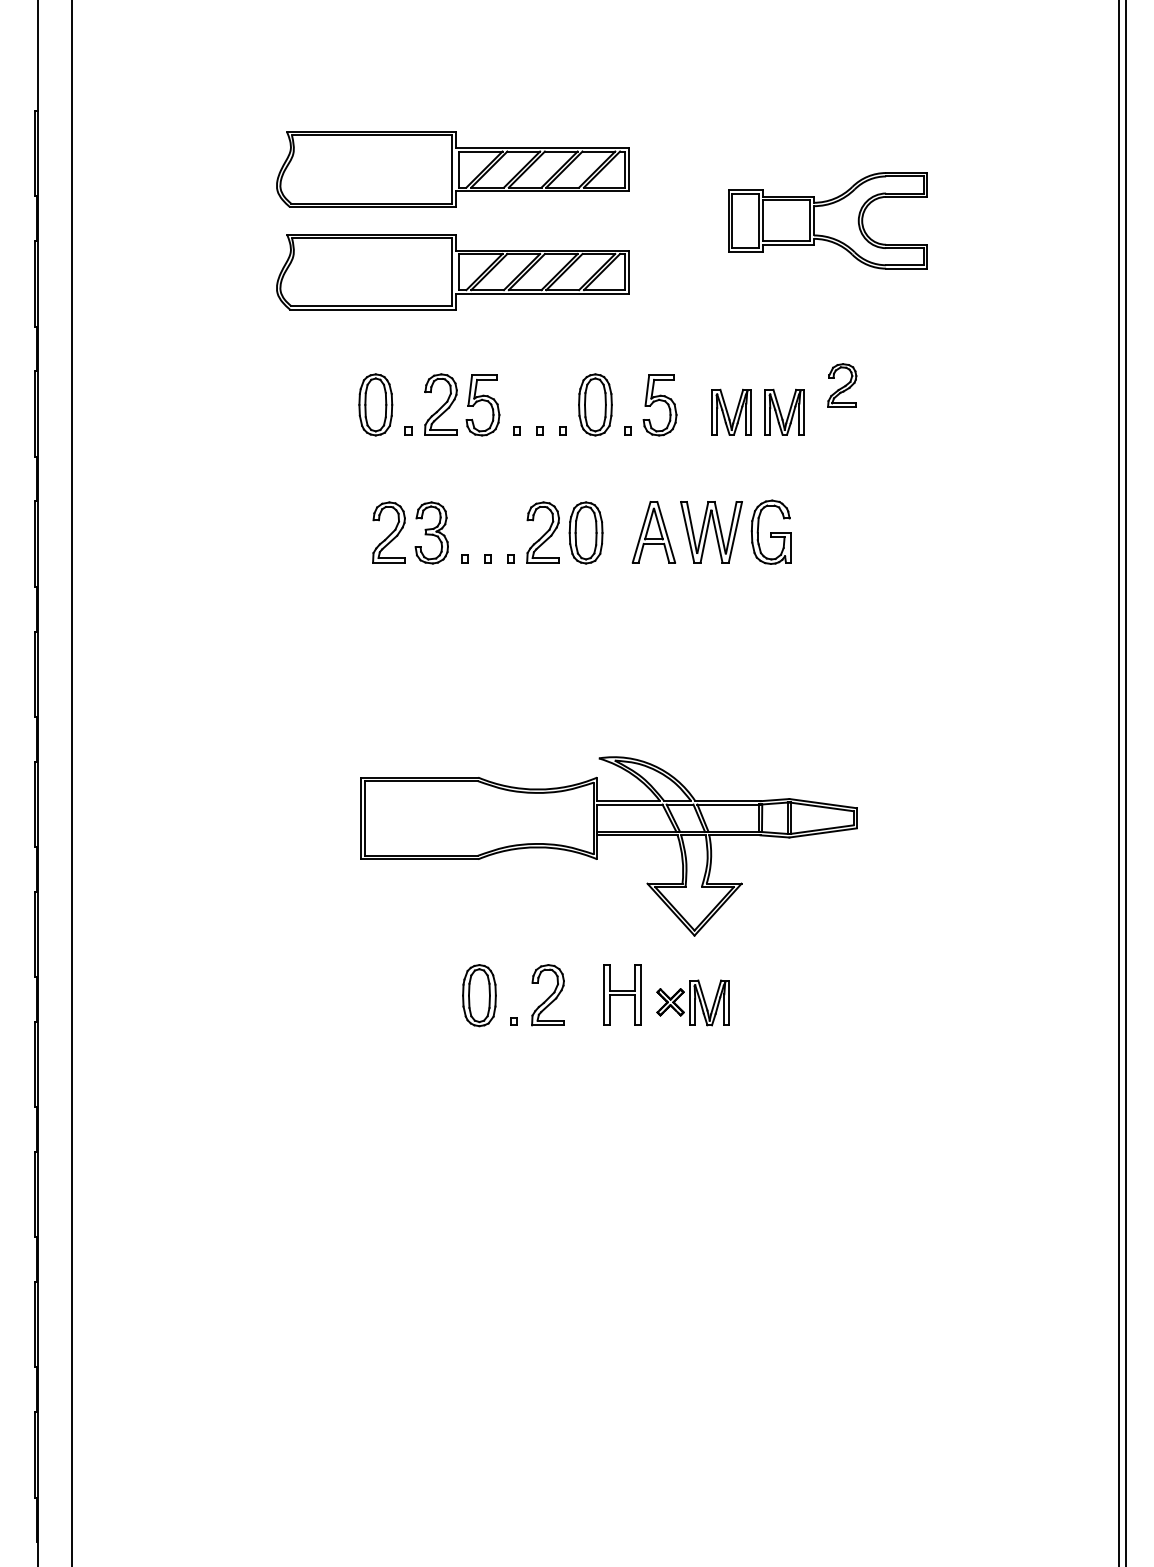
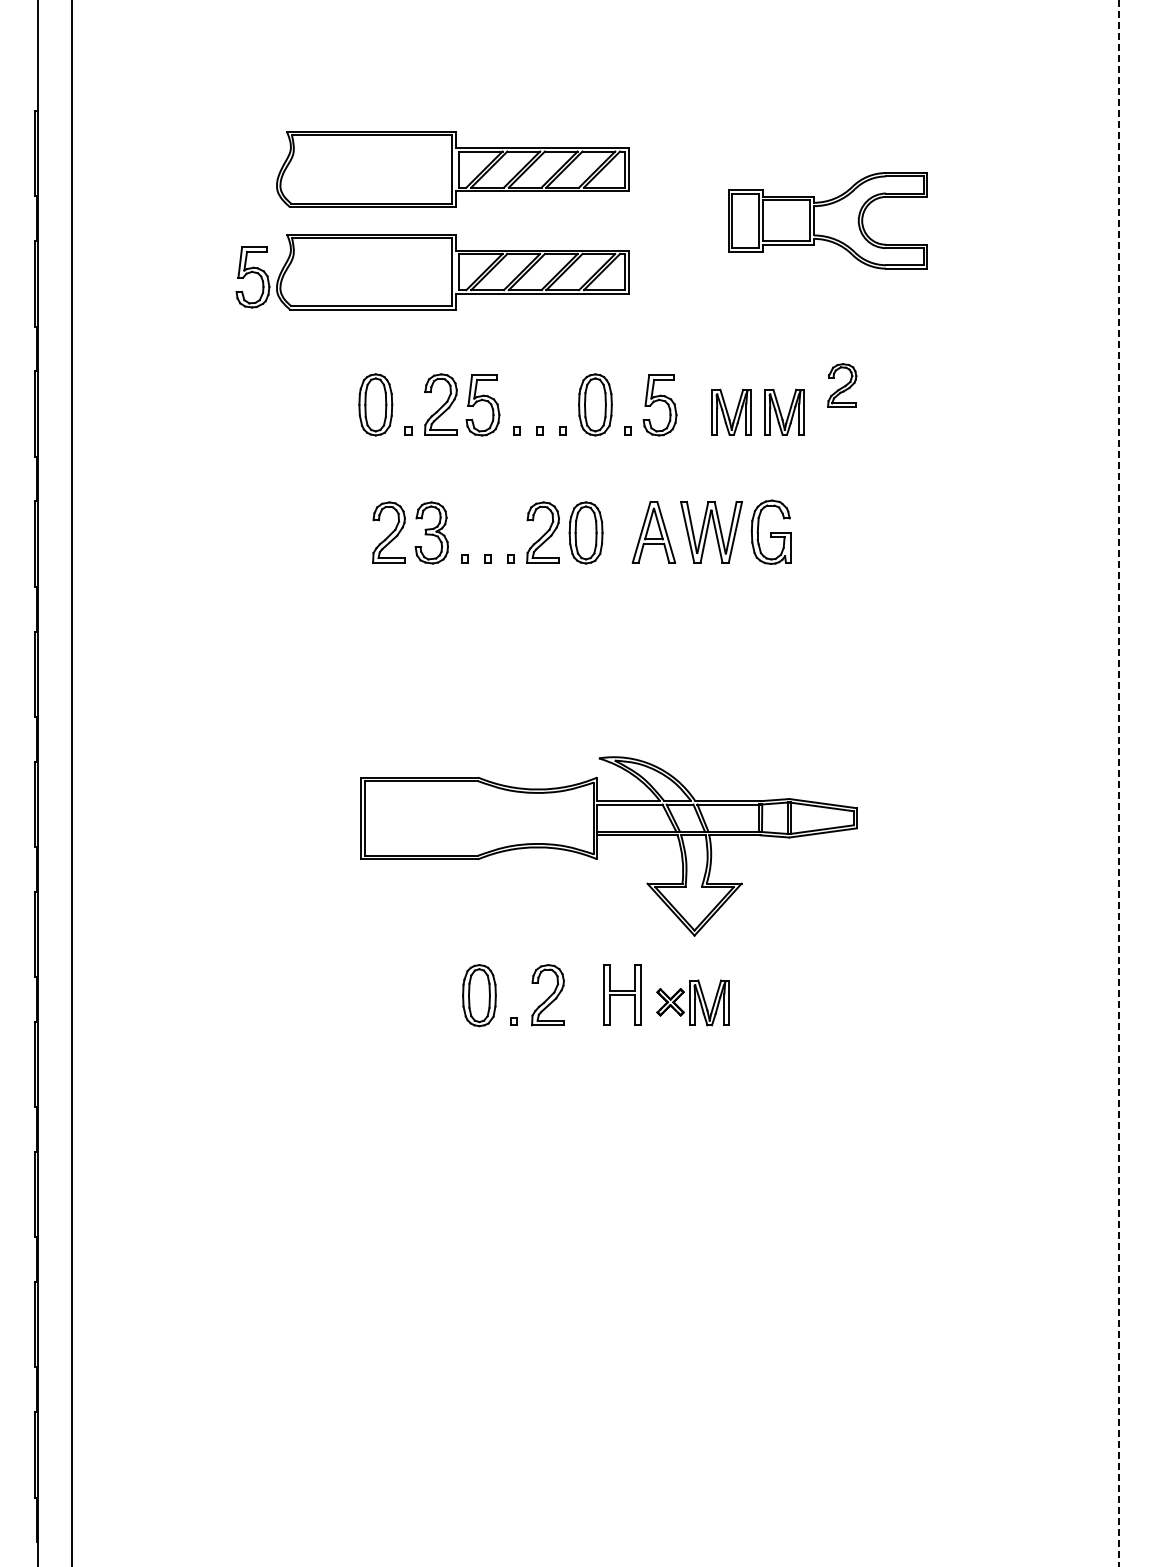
part: none -> present (252, 277)
line: present -> none (1125, 782)
line: solid -> dashed (1119, 783)
